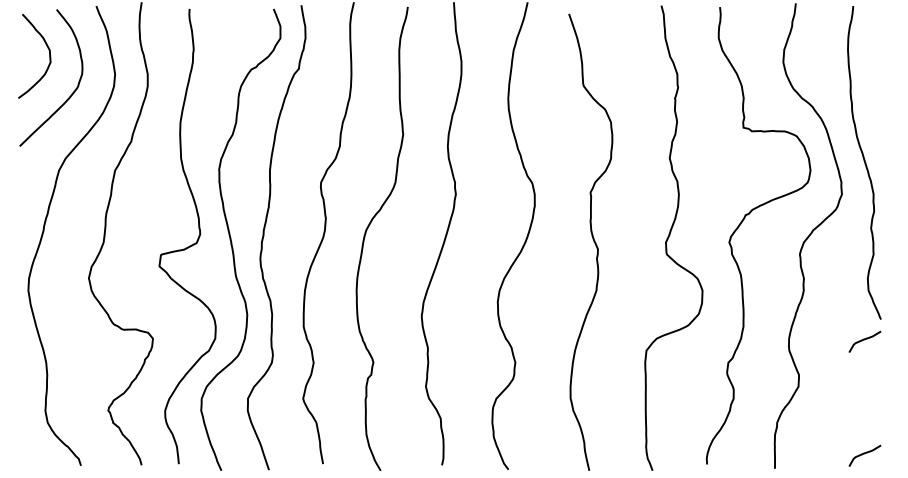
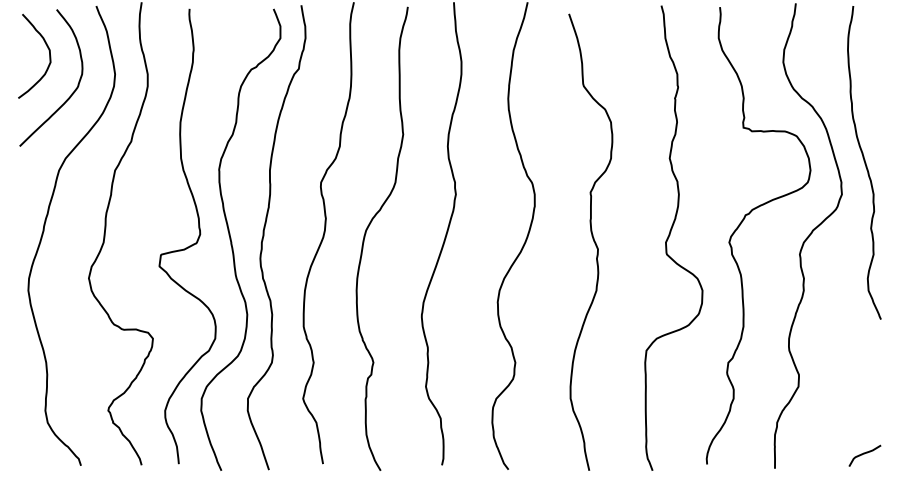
curve: present -> none (864, 340)
